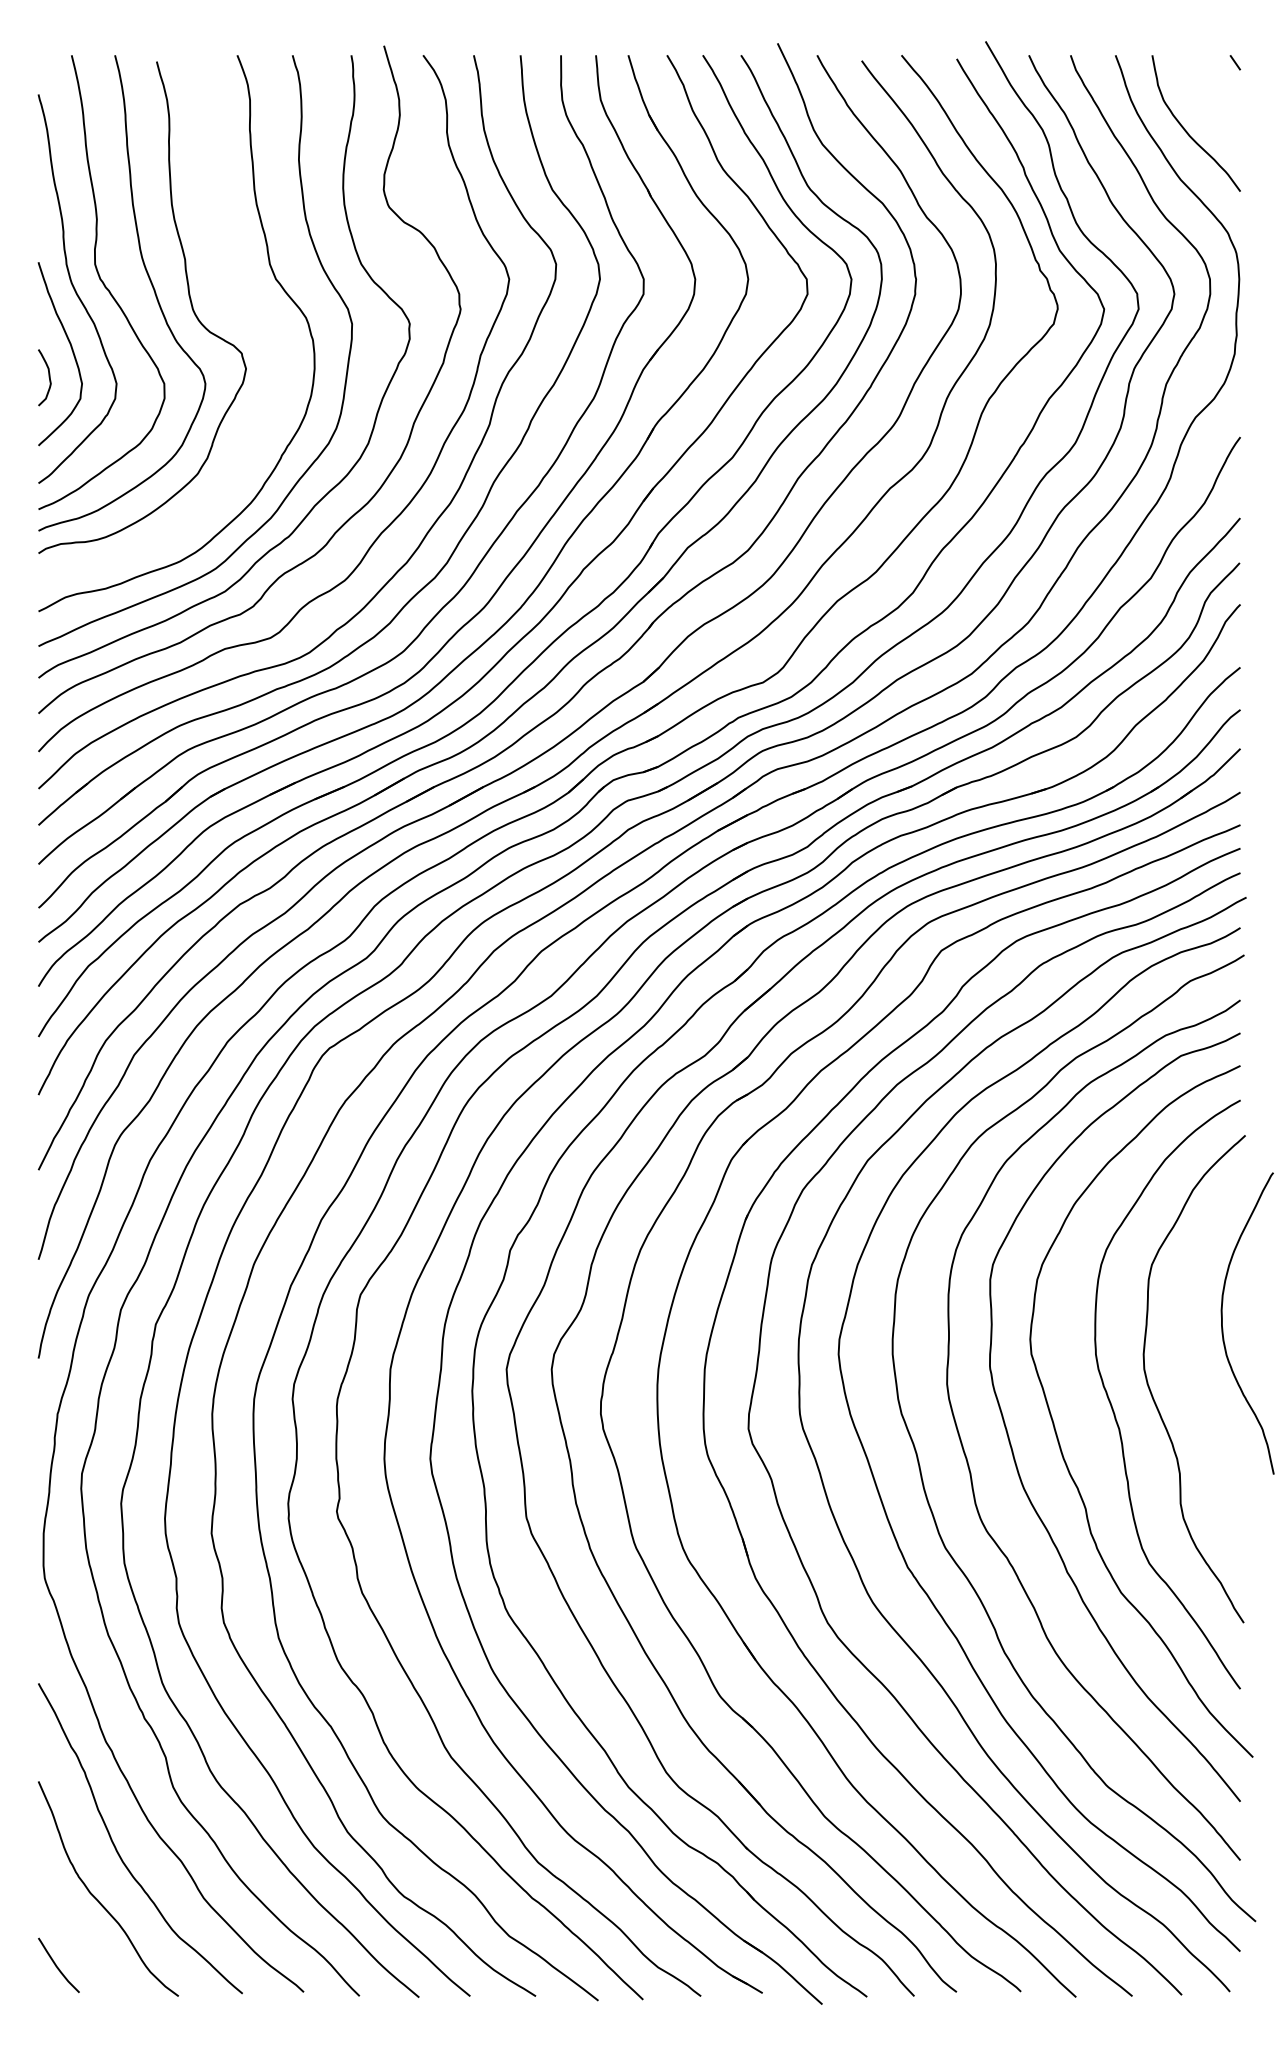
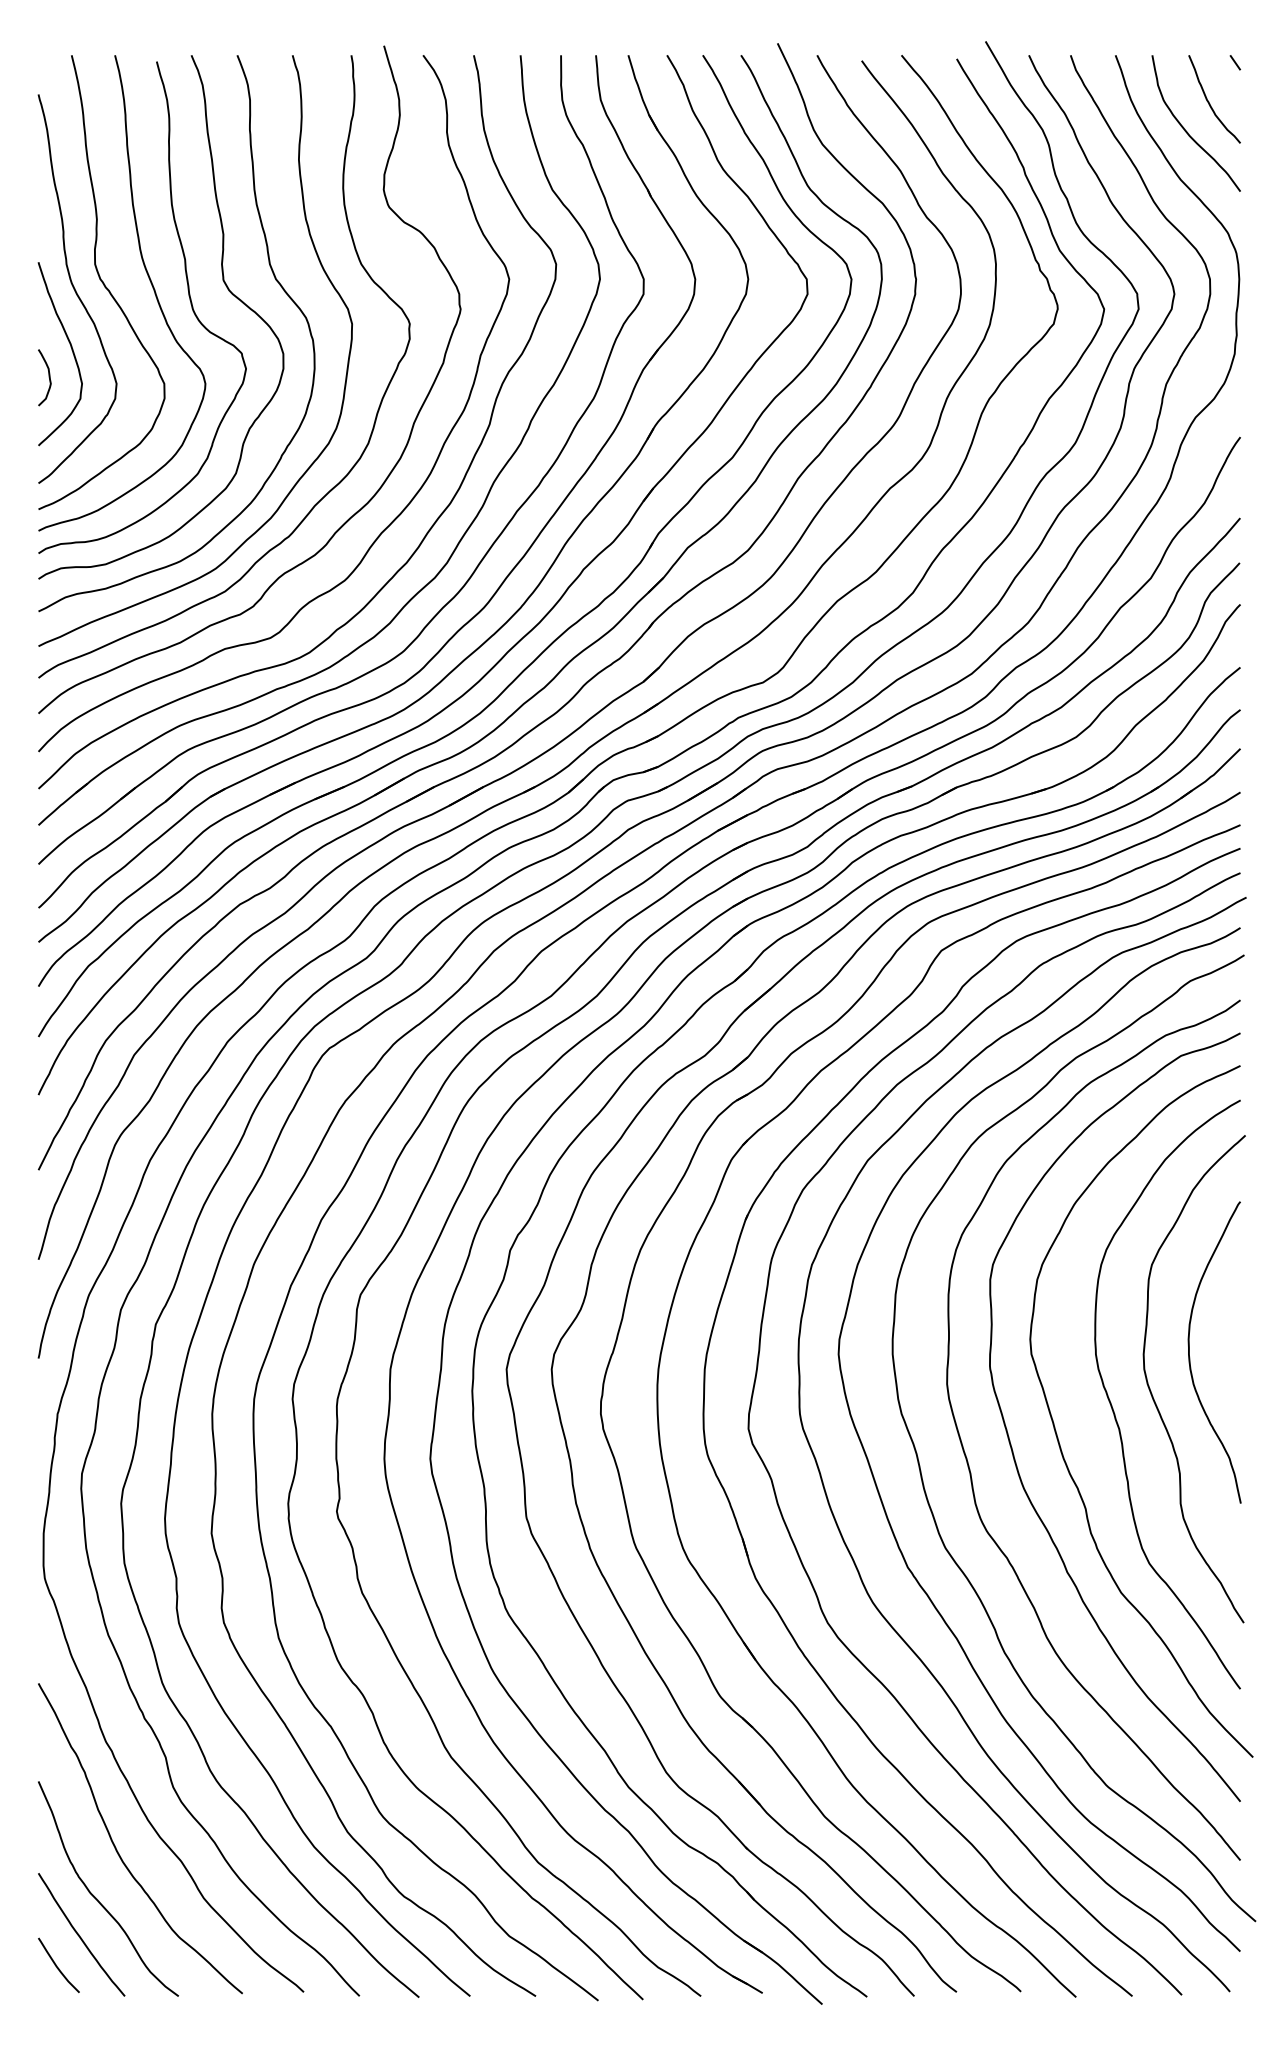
curve: none -> present (1209, 101)
curve: none -> present (225, 286)
curve position: (1223, 1328) -> (1190, 1357) (1190, 1357)
curve: none -> present (79, 1934)
